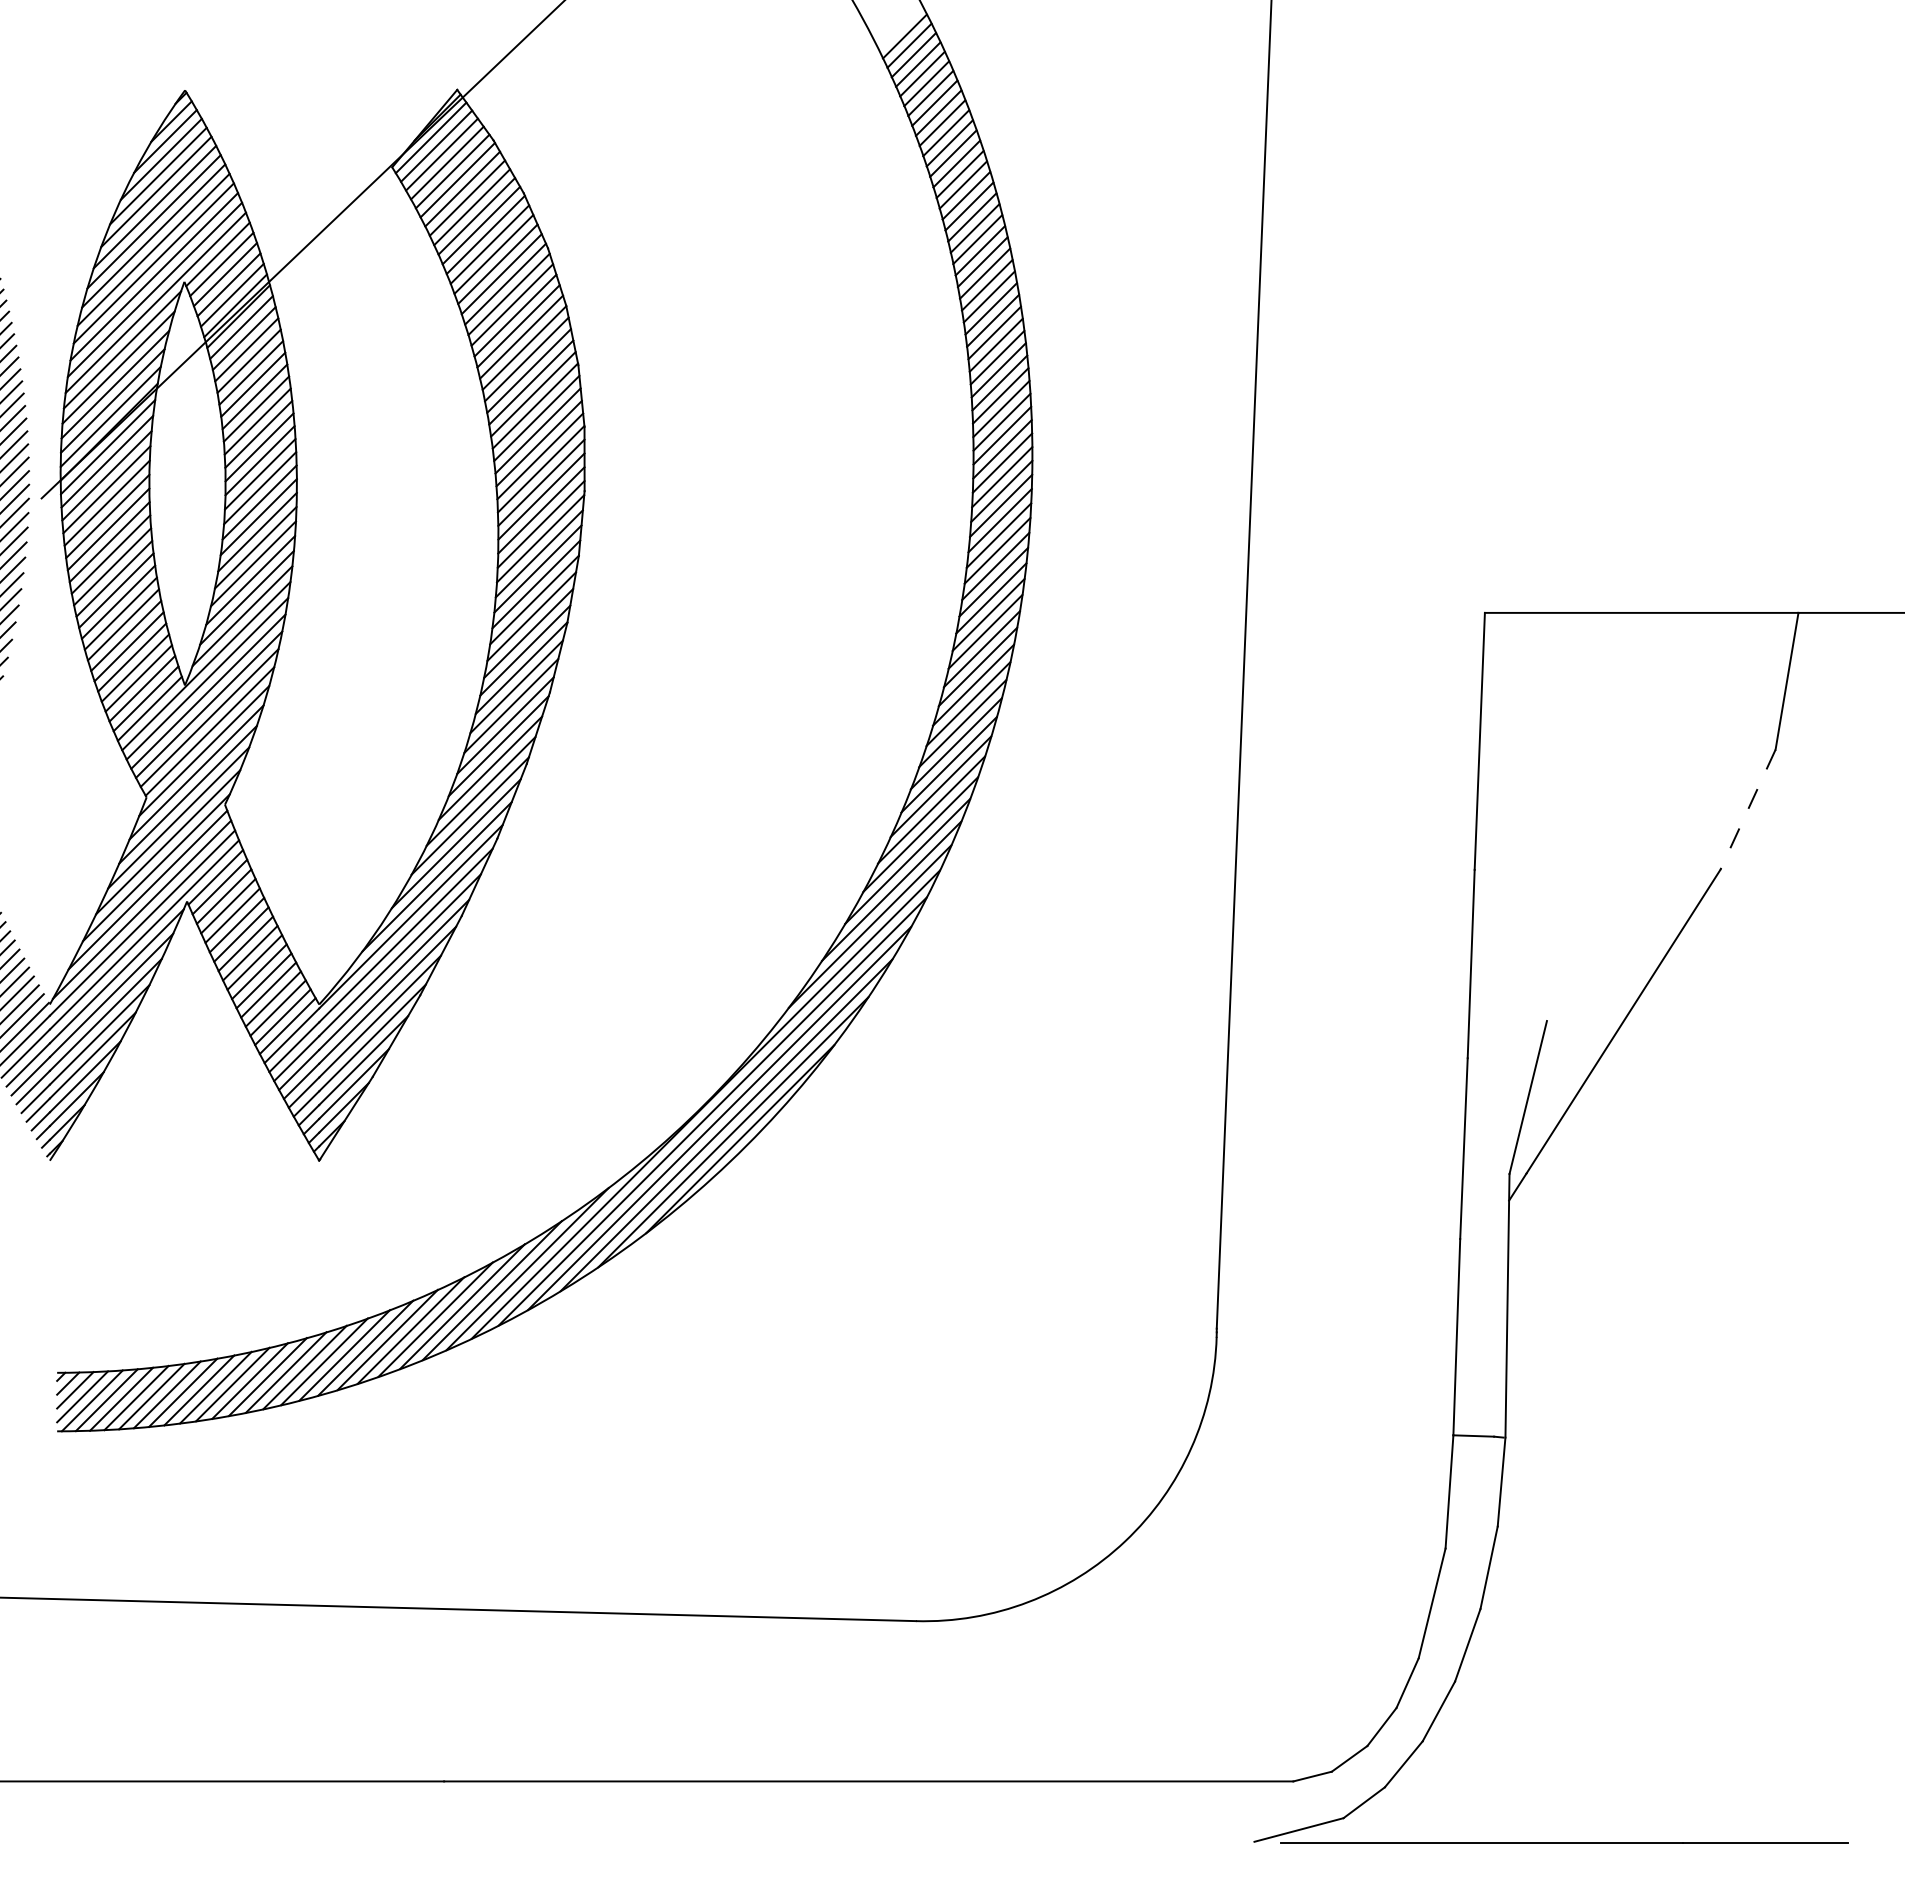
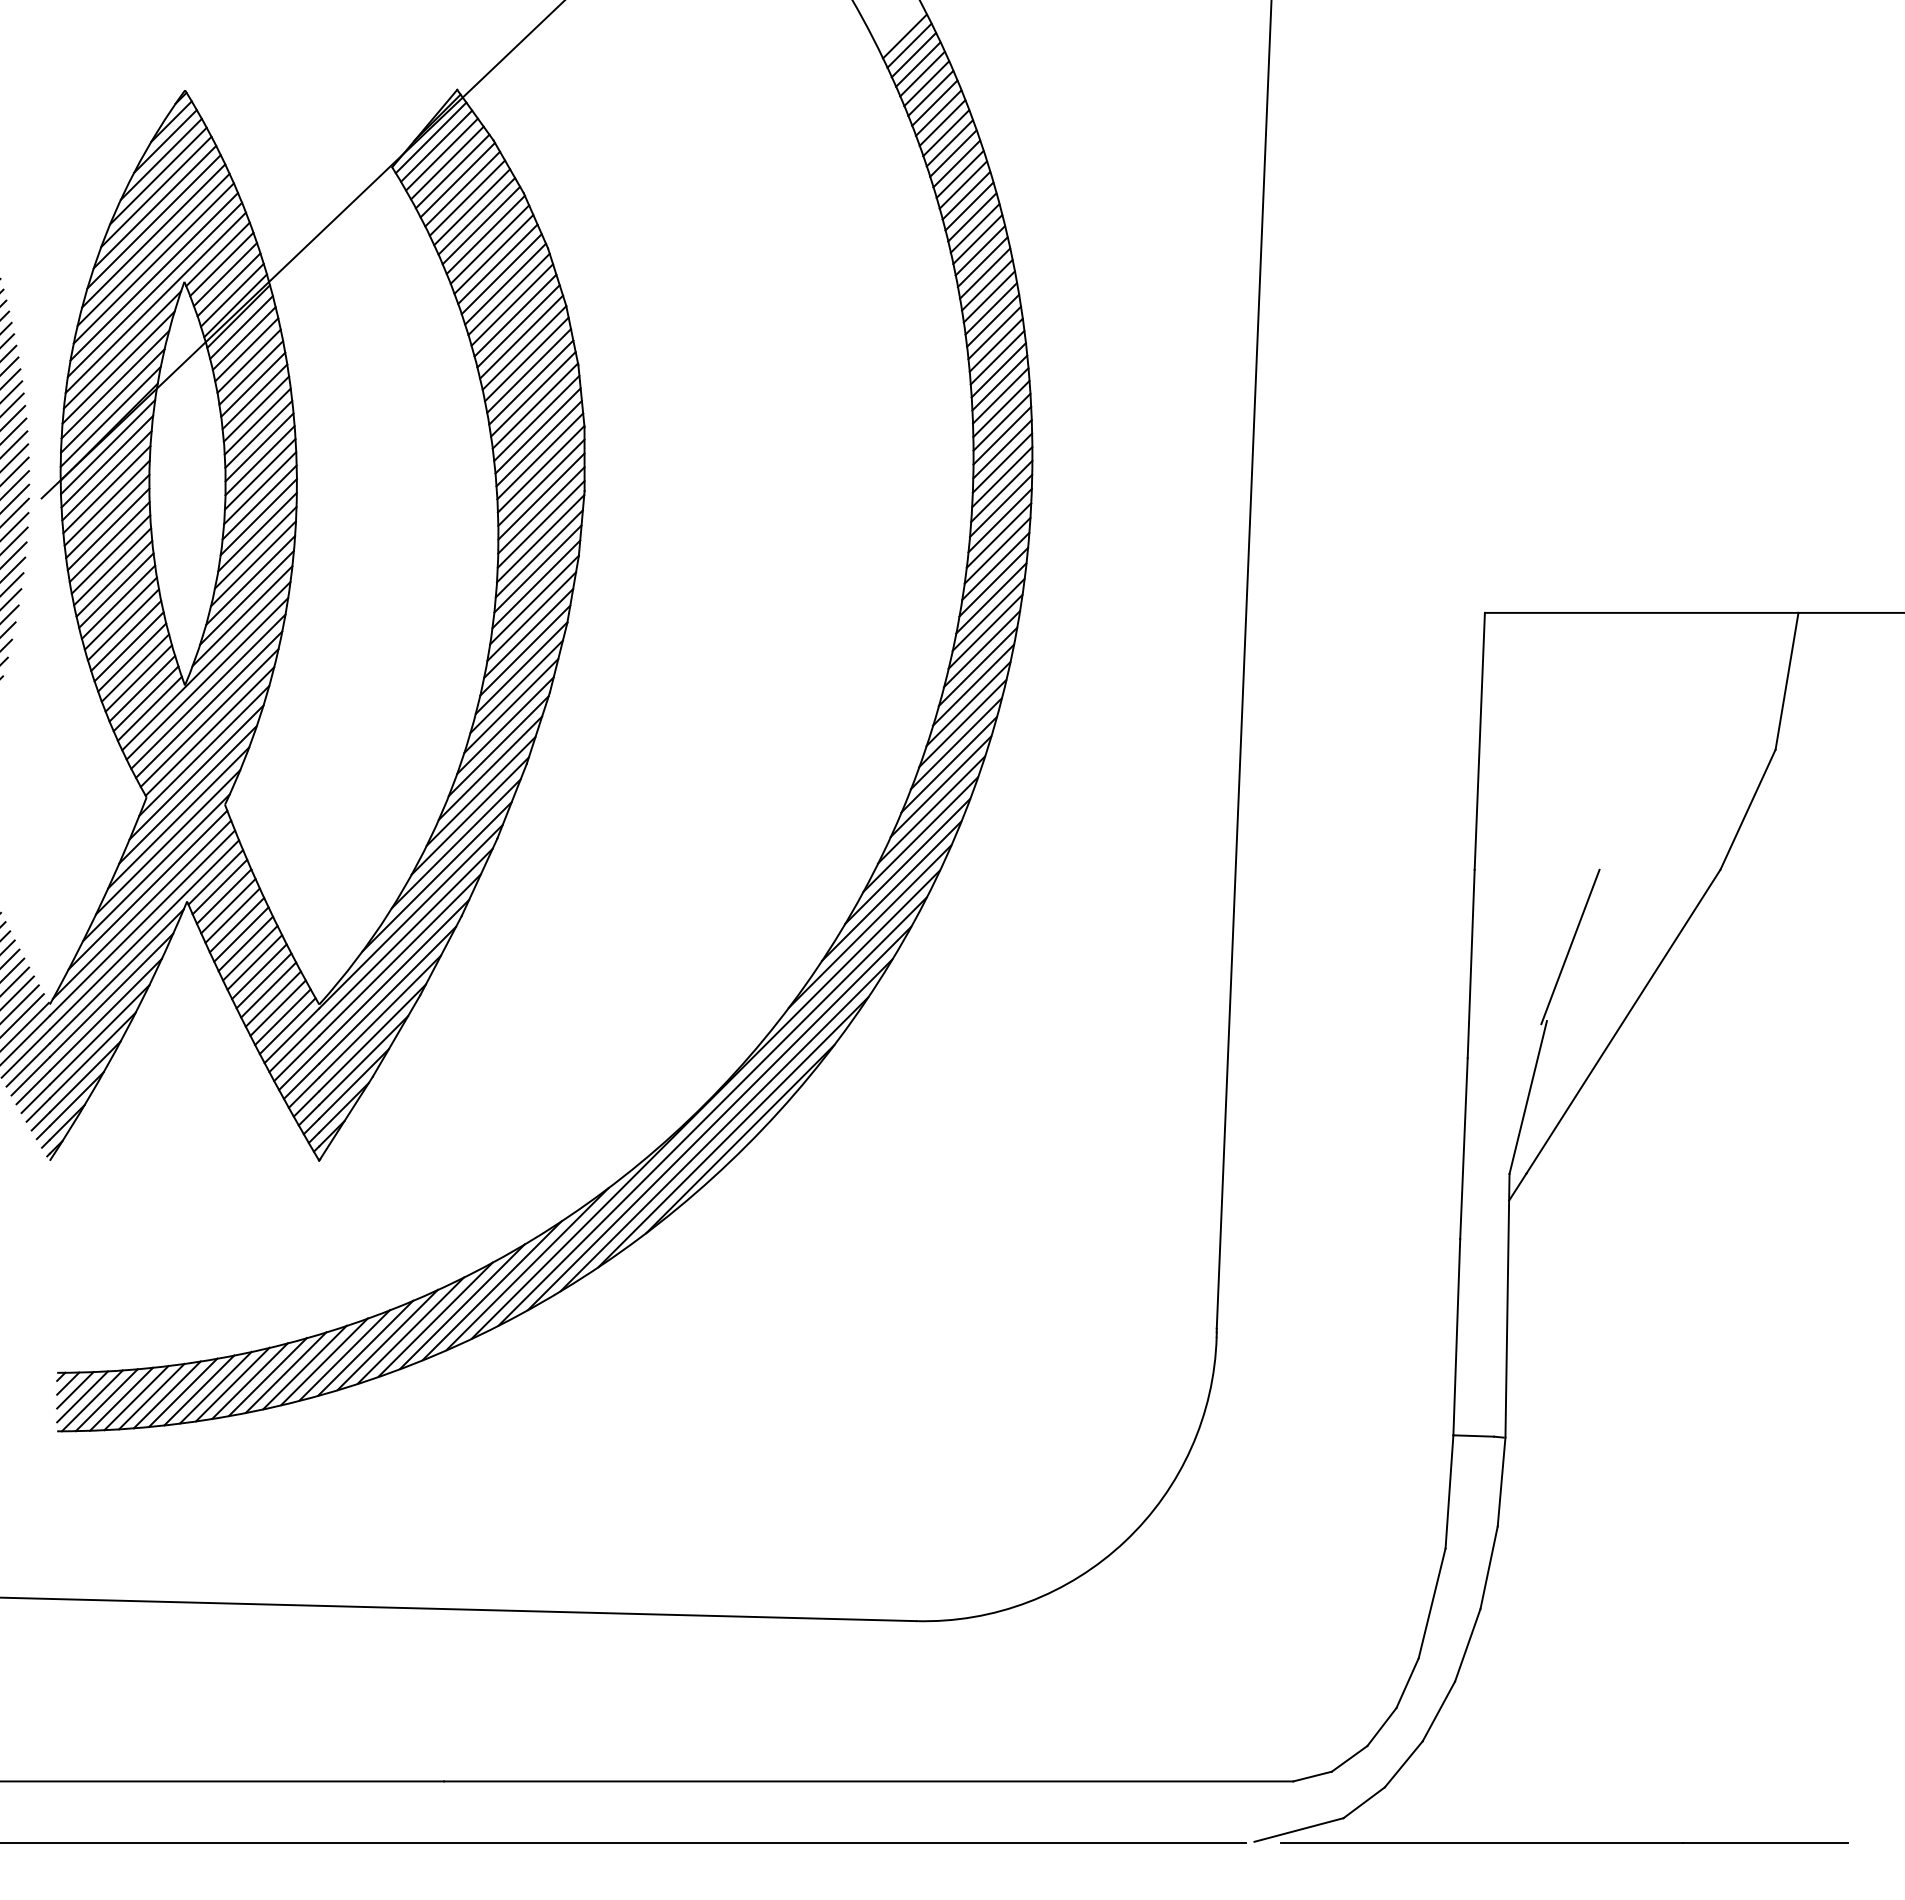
line: dashed -> solid (1747, 810)
line: none -> present (1570, 946)
line: none -> present (623, 1842)
